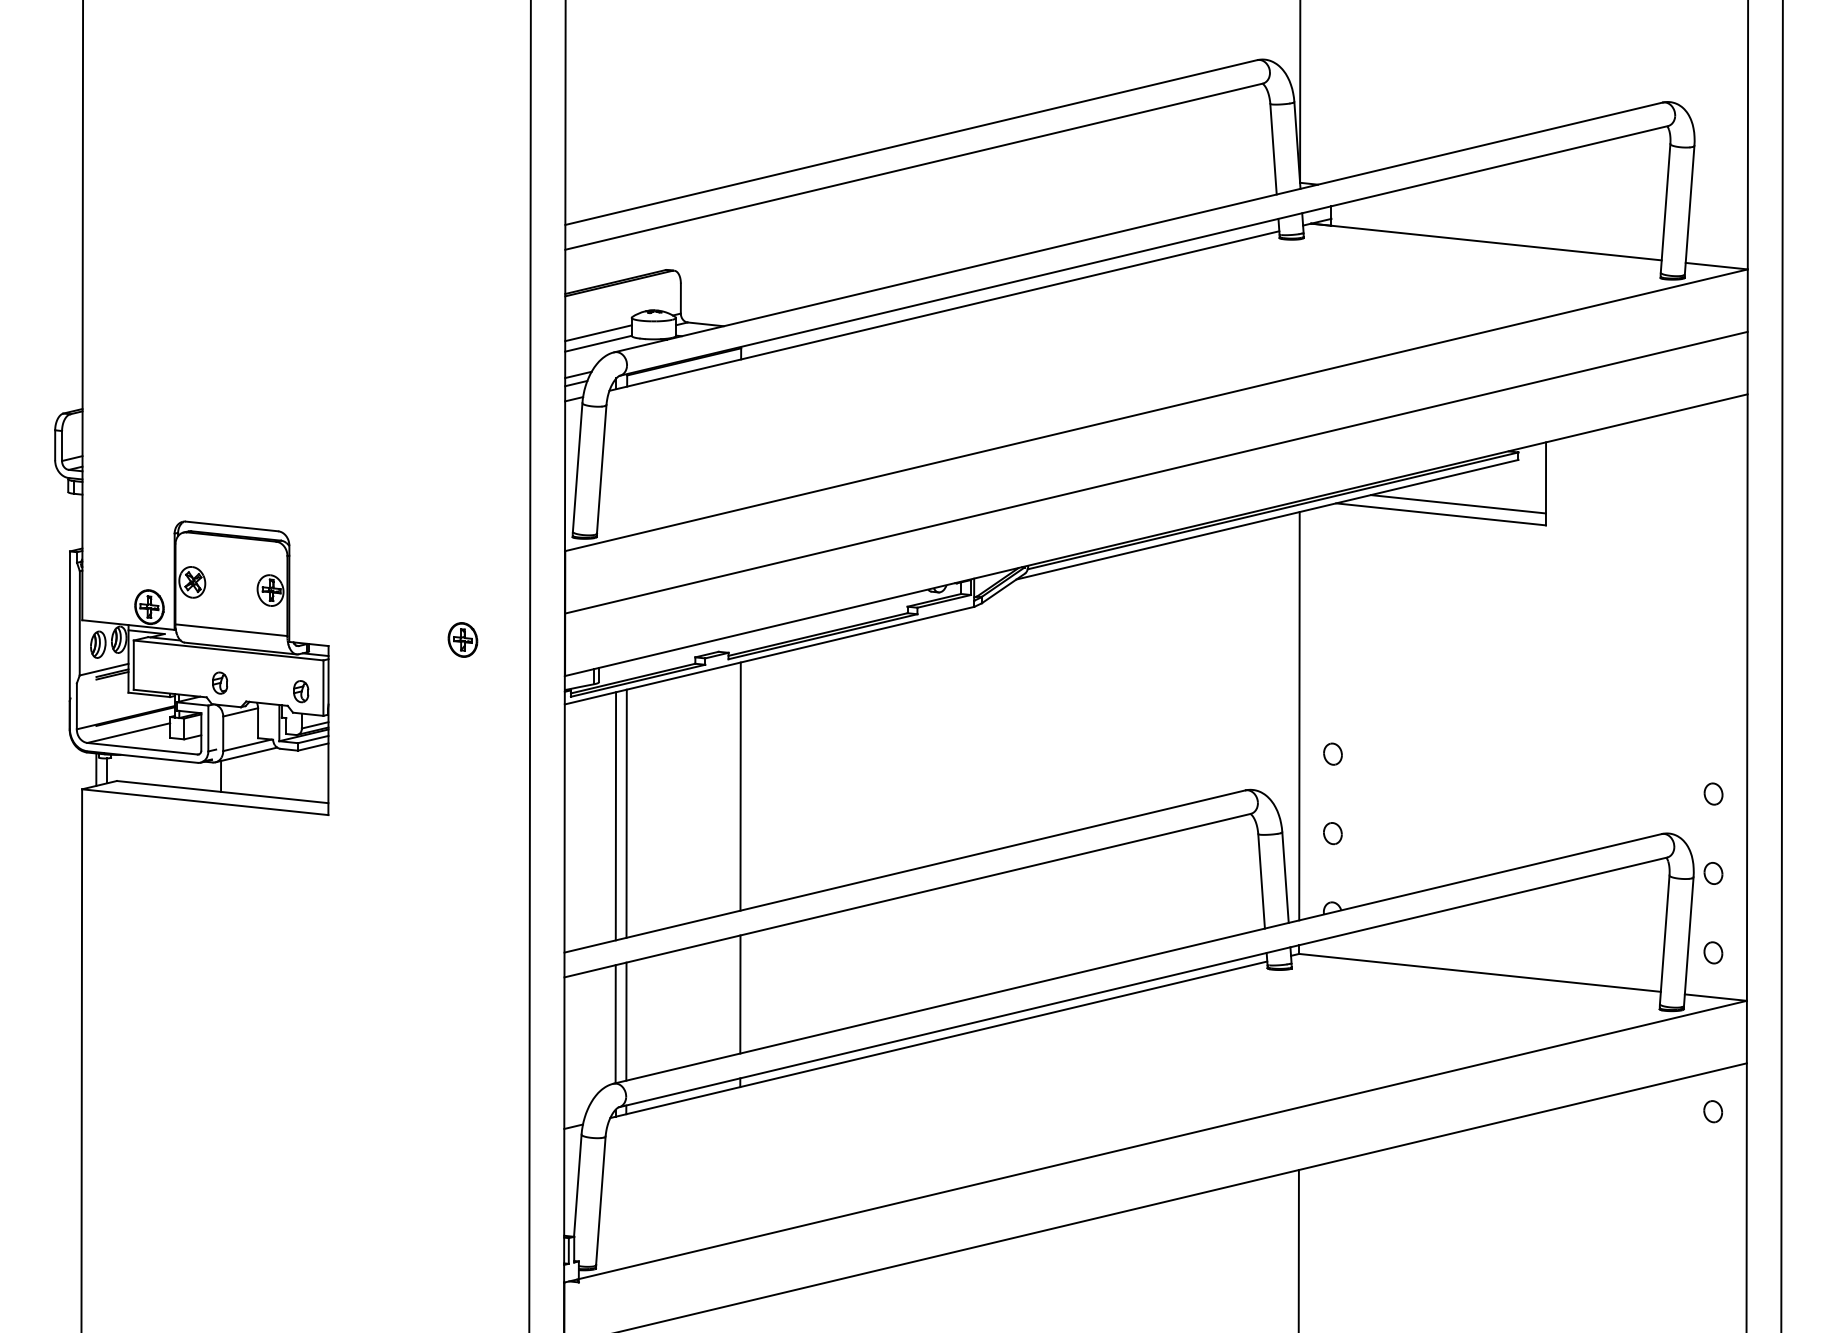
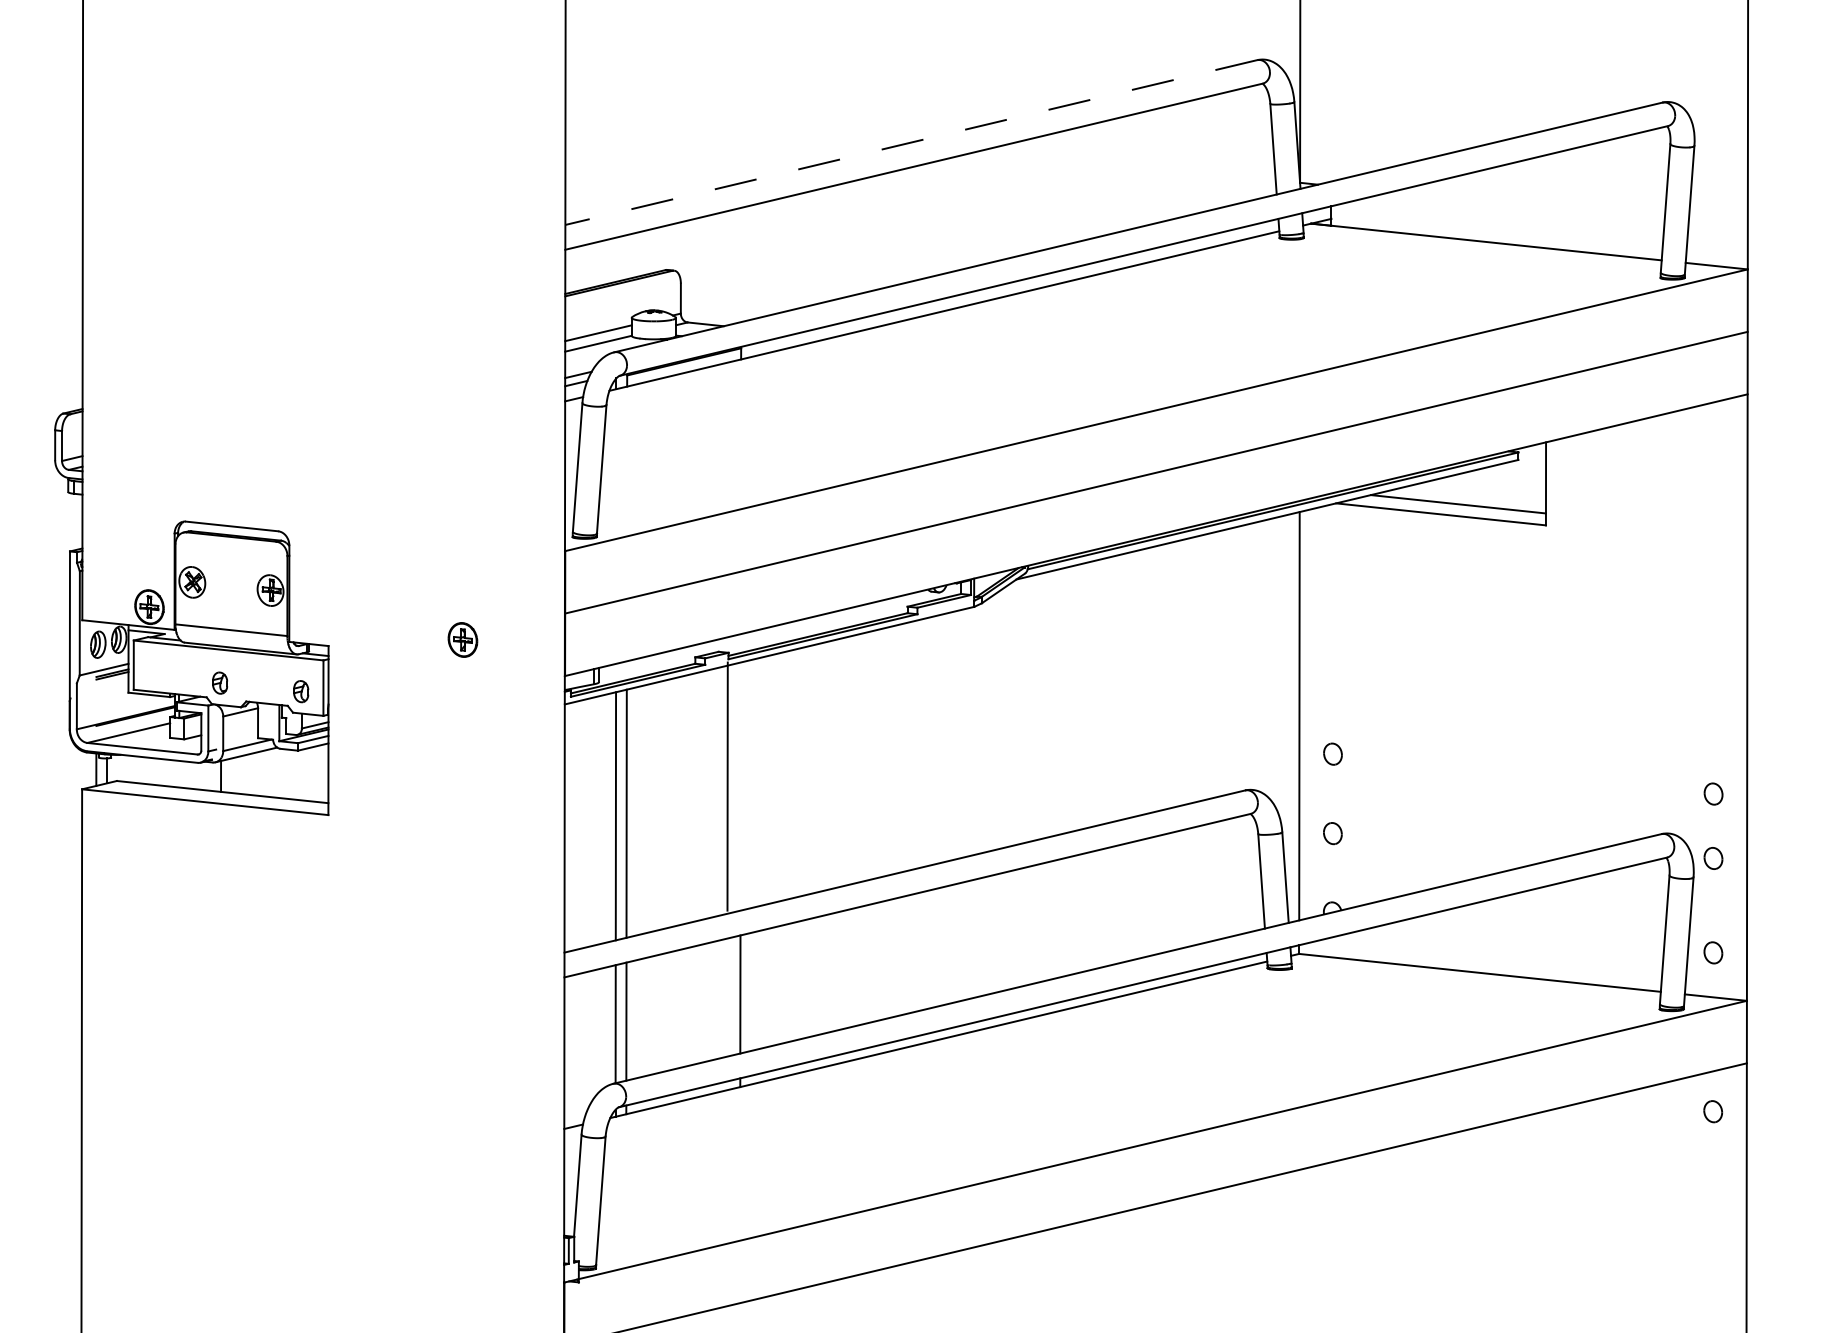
line: solid -> dashed (911, 142)
line: present -> none (529, 665)
line: present -> none (1781, 665)
line position: (740, 786) -> (727, 786) (727, 786)
part position: (1713, 873) -> (1713, 858) (1713, 858)
line: present -> none (1298, 1249)
